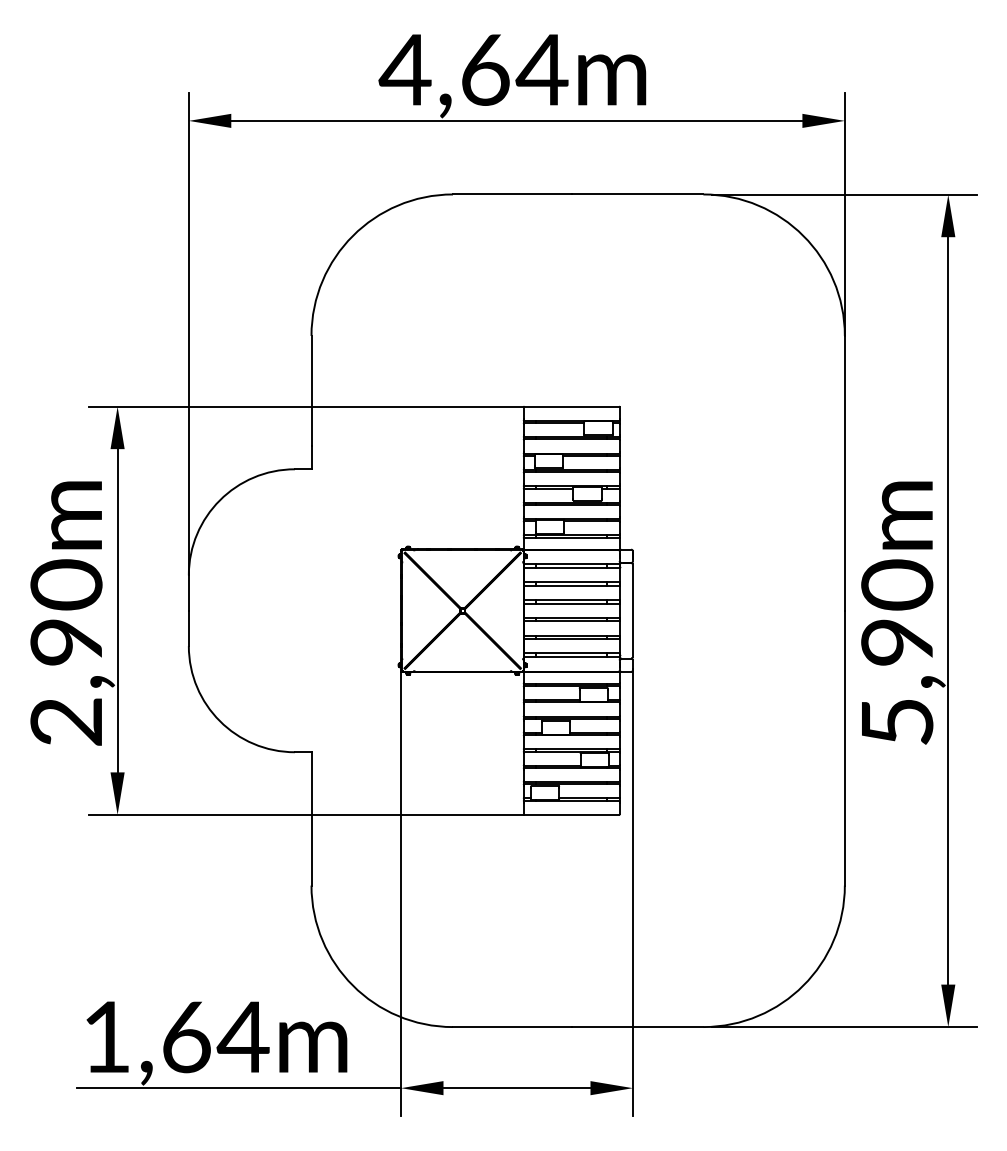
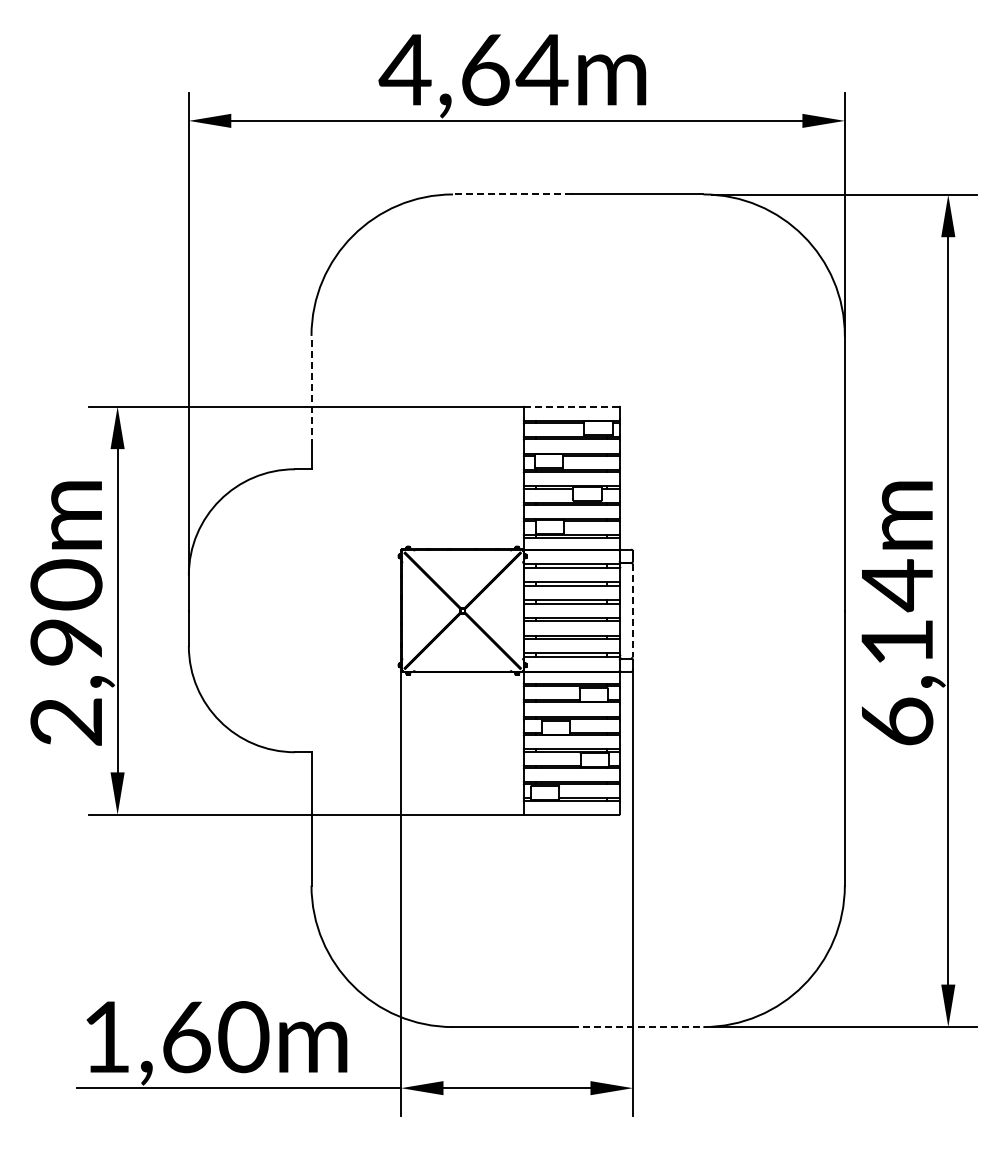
line: solid -> dashed (511, 194)
line: solid -> dashed (311, 390)
line: solid -> dashed (571, 406)
line: solid -> dashed (632, 611)
text: 5,90m -> 6,14m (897, 652)
line: solid -> dashed (637, 1027)
text: 1,64m -> 1,60m (242, 1037)
